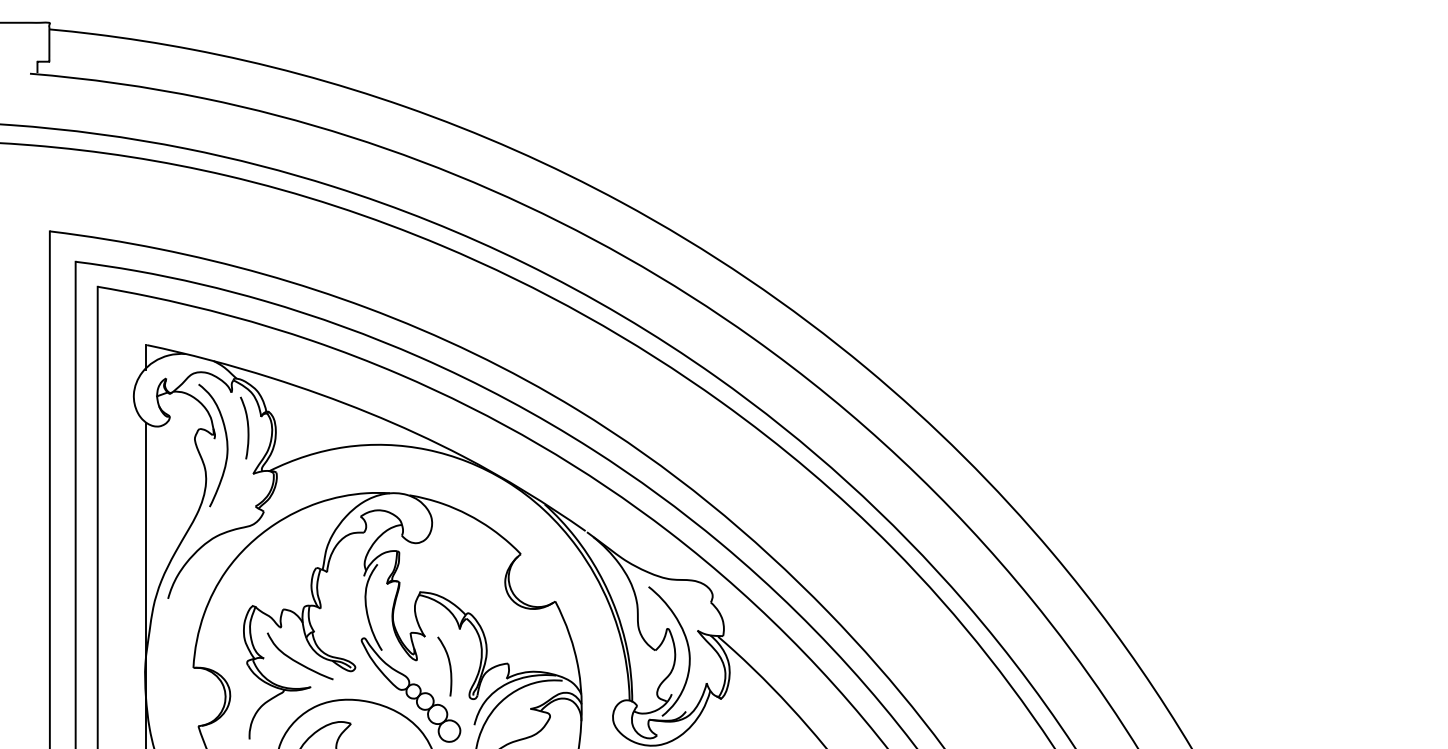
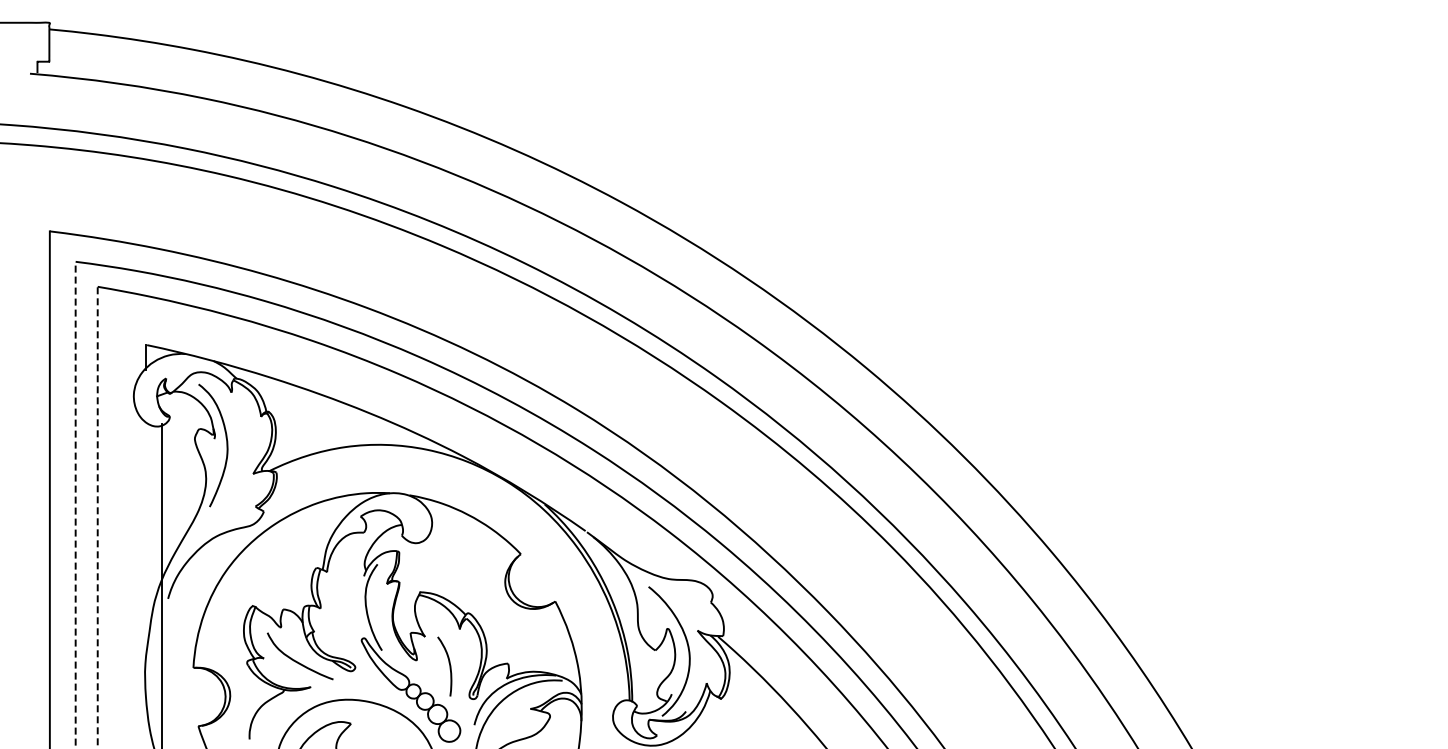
curve: present -> none (247, 427)
line: solid -> dashed (75, 504)
line: solid -> dashed (97, 517)
line position: (145, 584) -> (161, 584) (161, 584)
